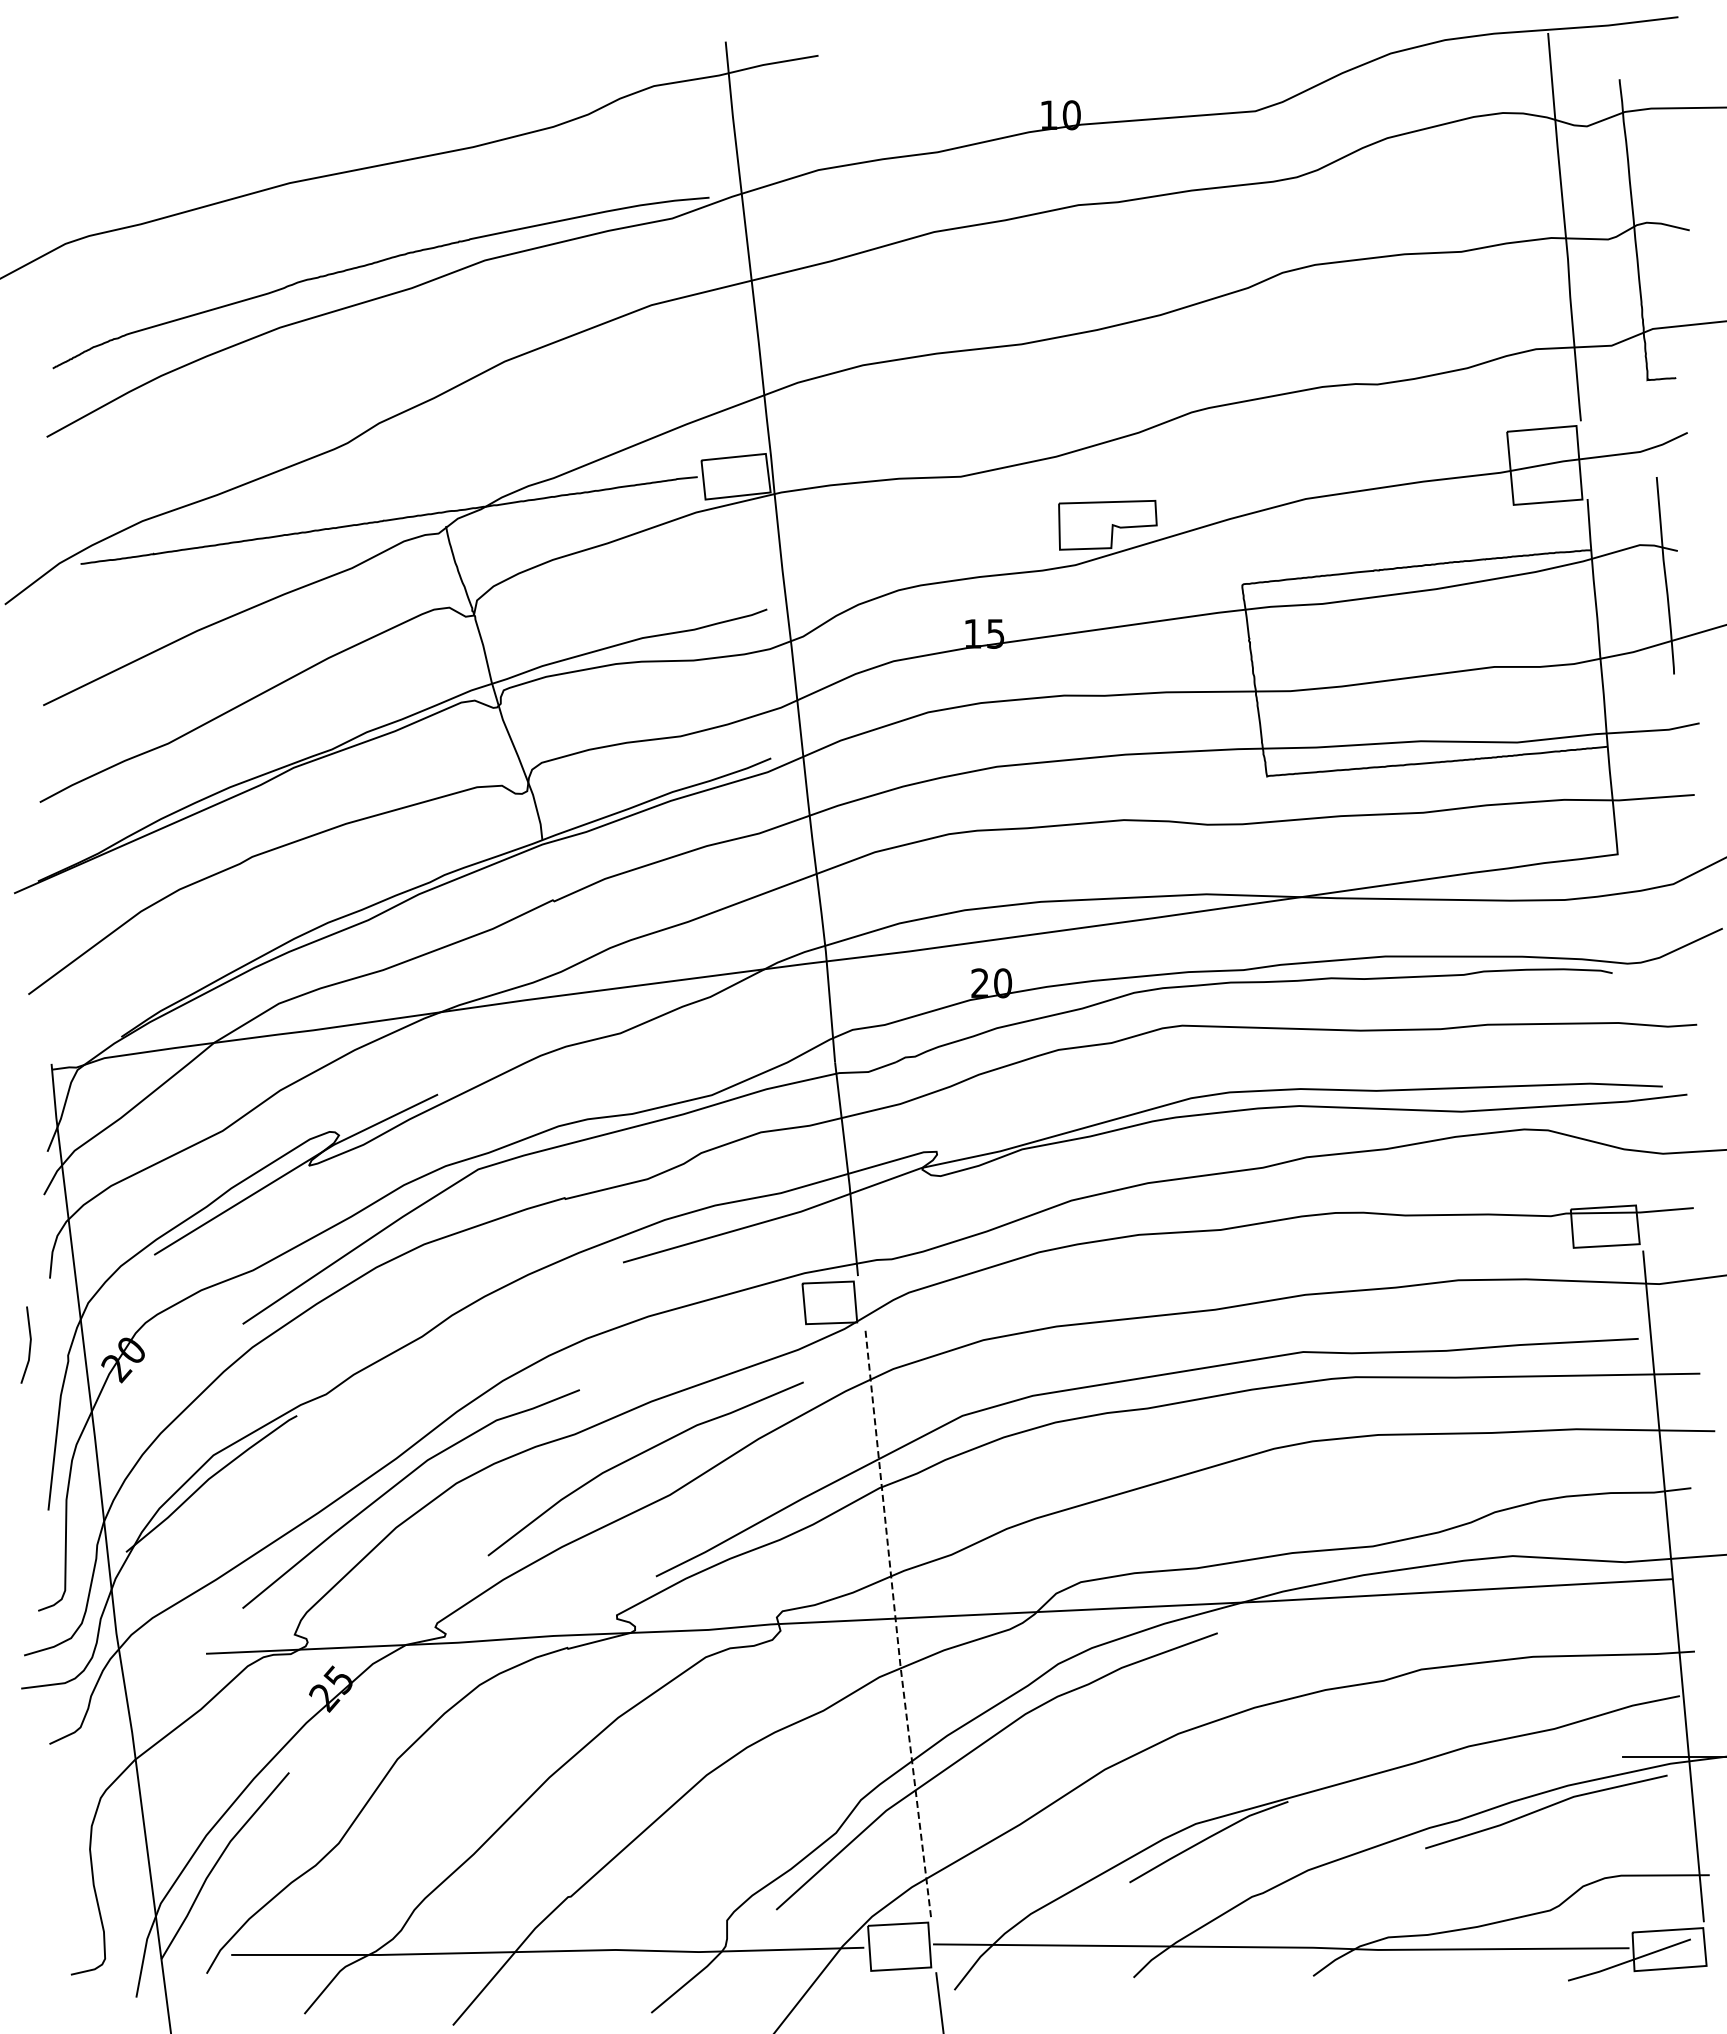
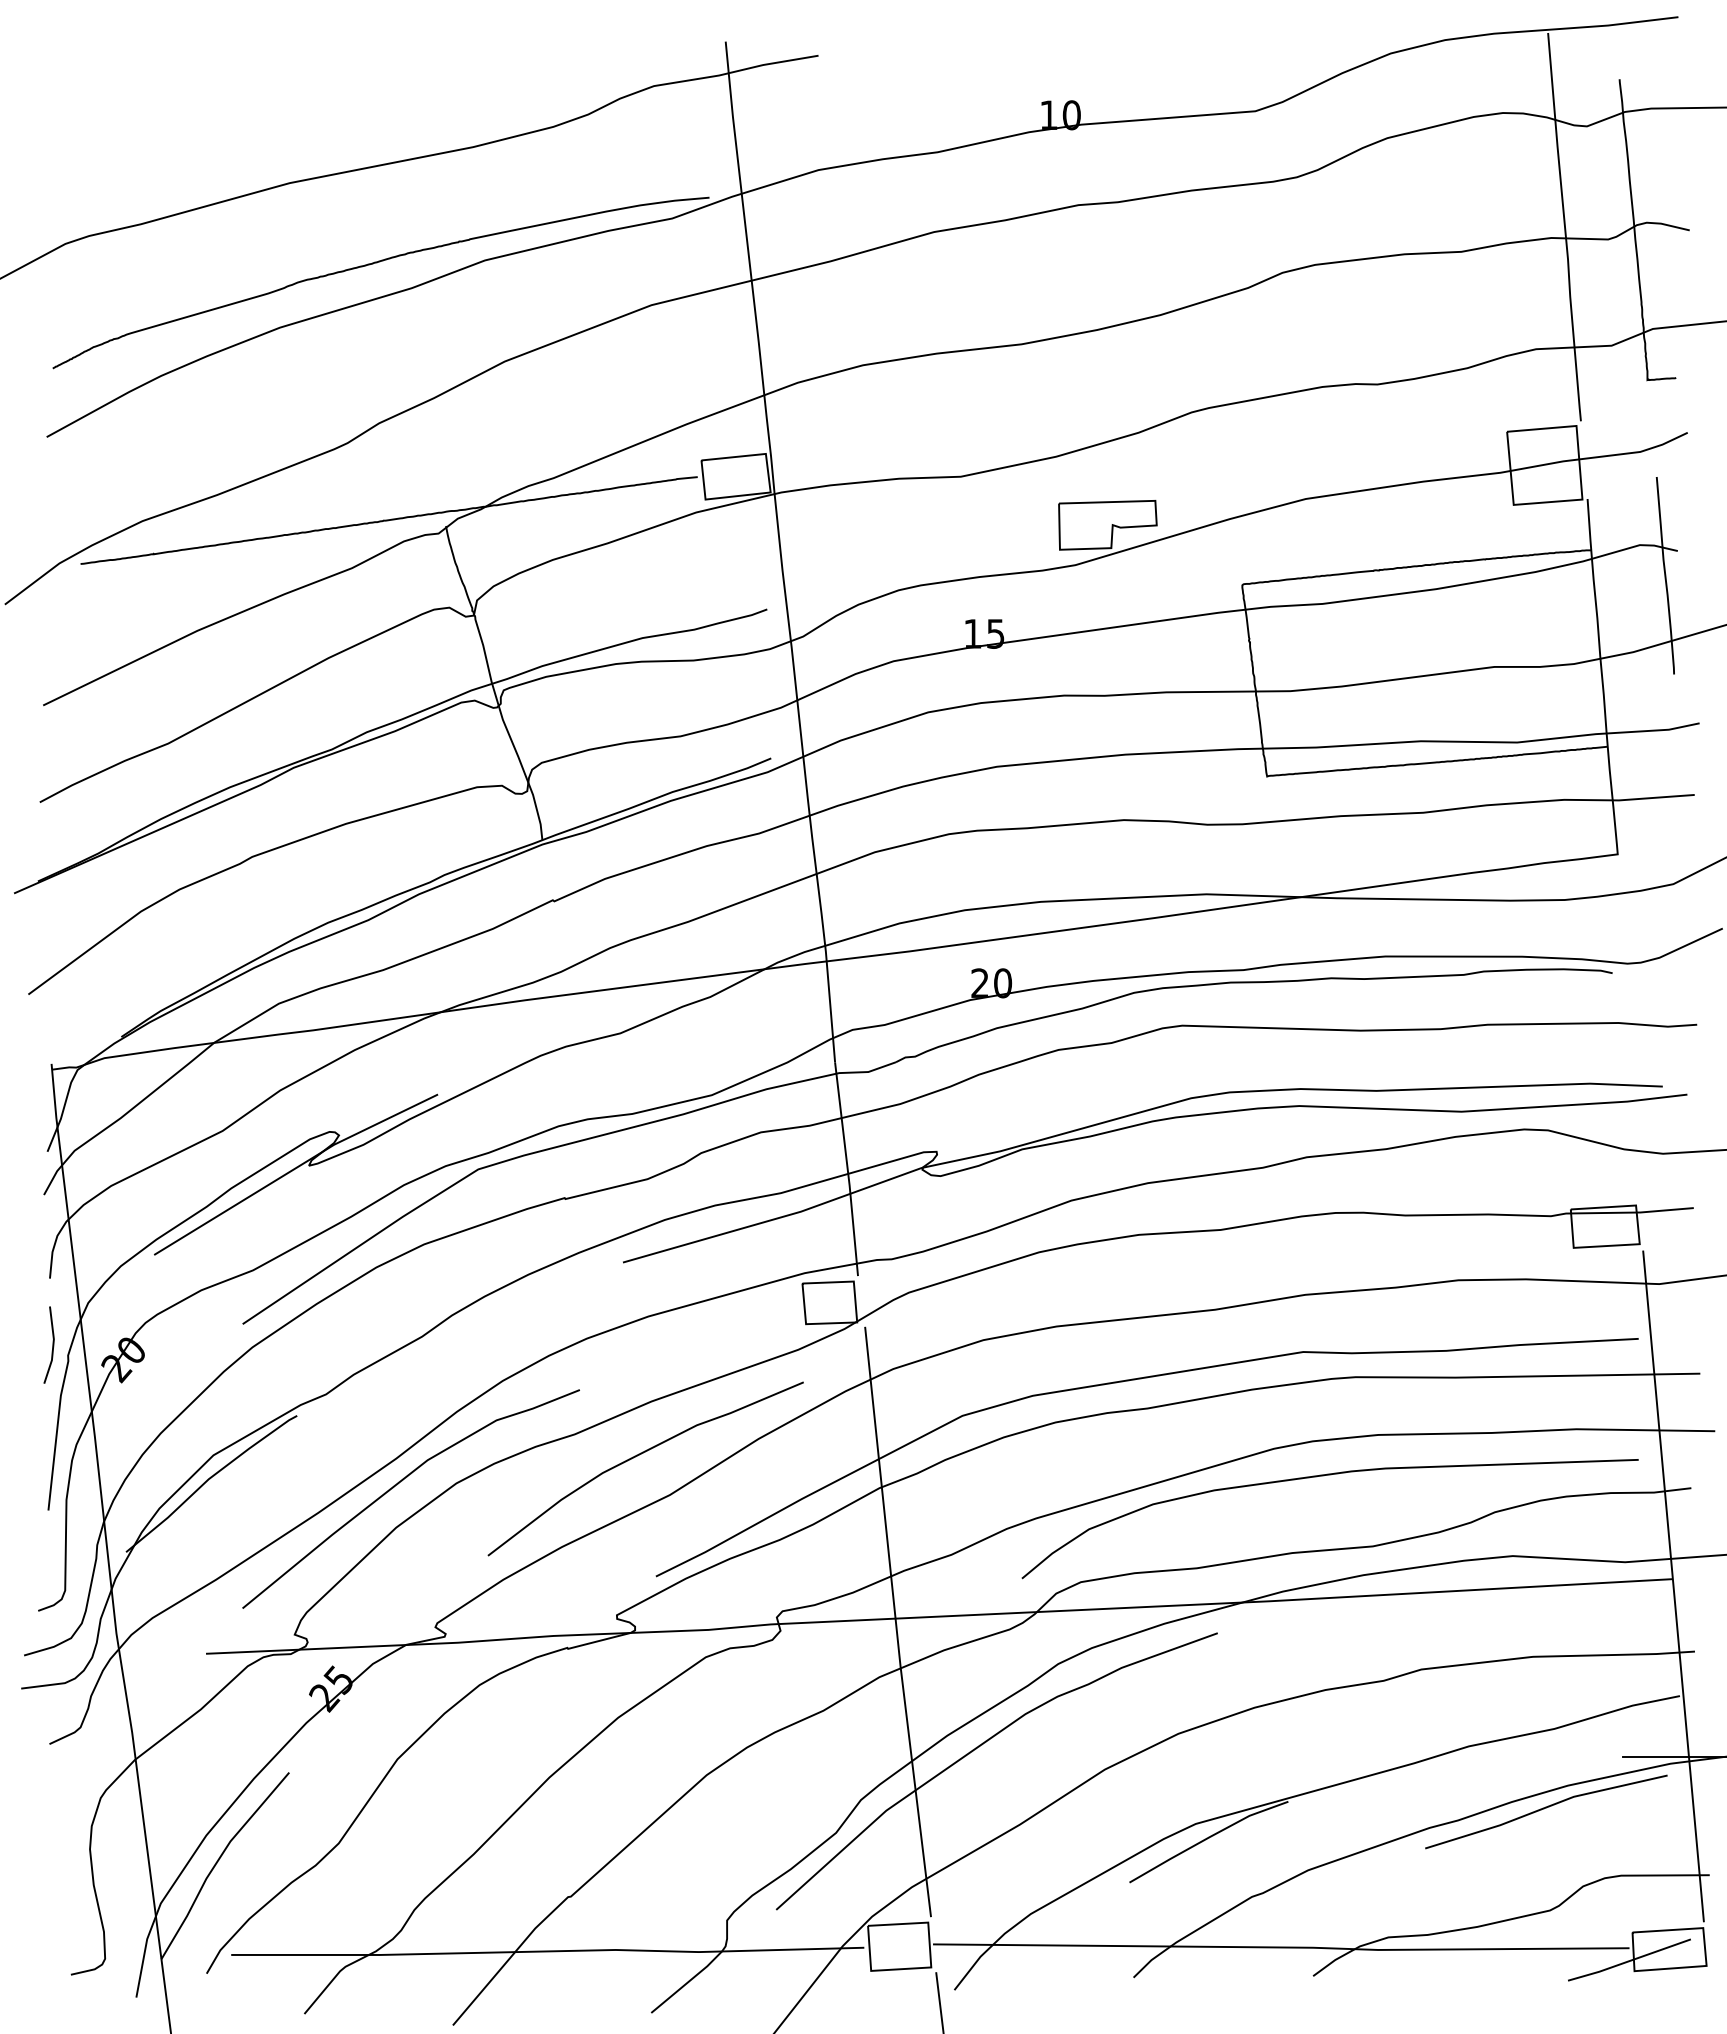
line position: (29, 1344) -> (52, 1344) (52, 1344)
curve: none -> present (1324, 1476)
line: dashed -> solid (895, 1622)
